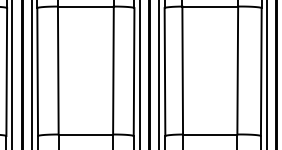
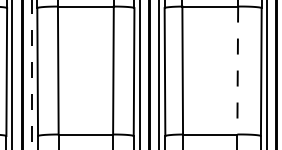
line: solid -> dashed (237, 70)
line: solid -> dashed (32, 75)
